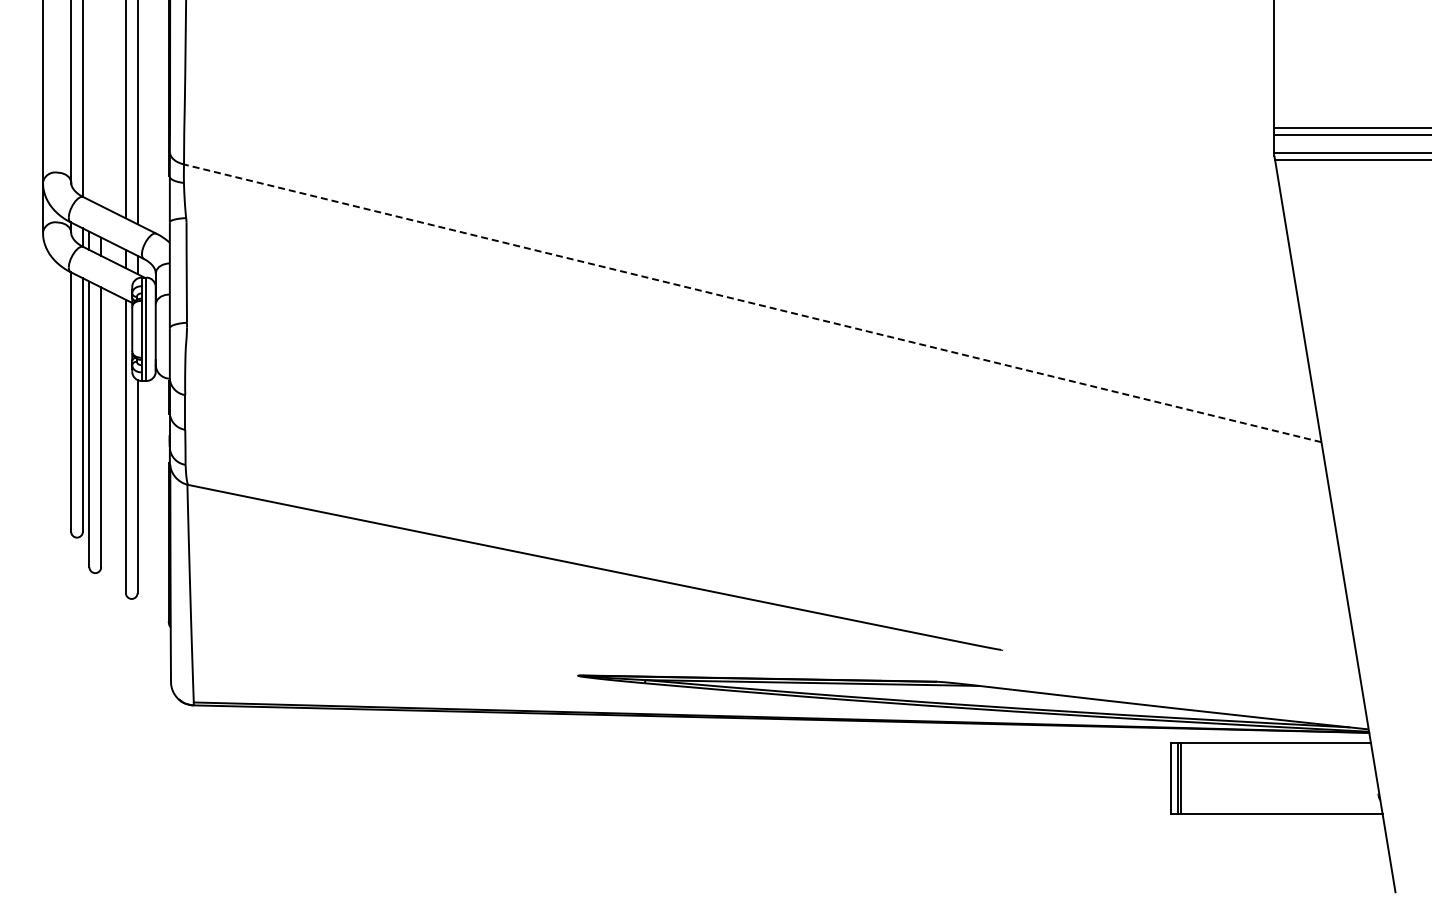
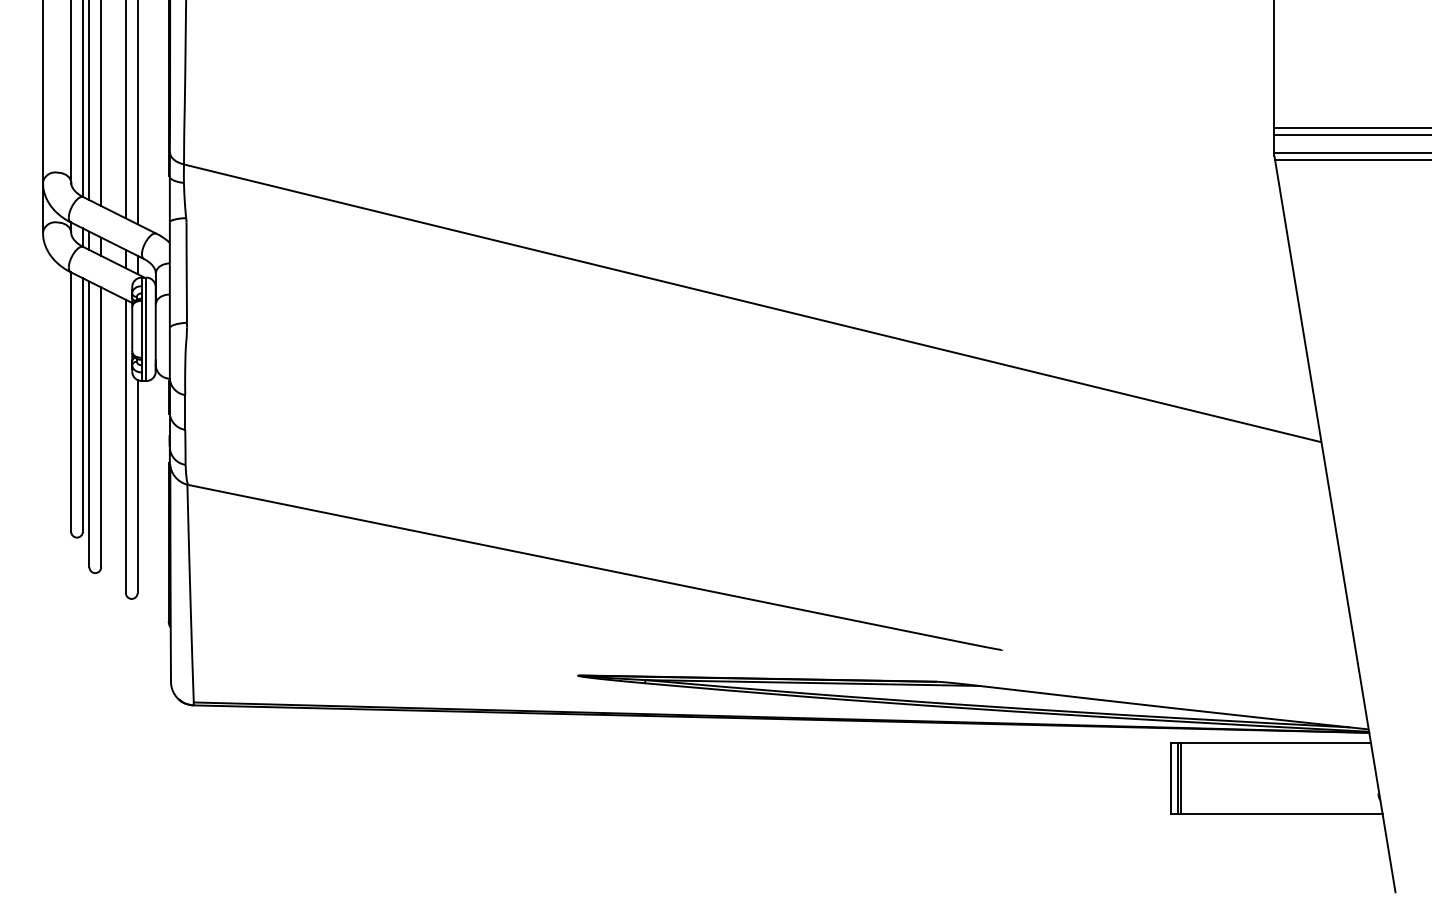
line: none -> present (89, 101)
line: none -> present (101, 104)
line: dashed -> solid (752, 303)
